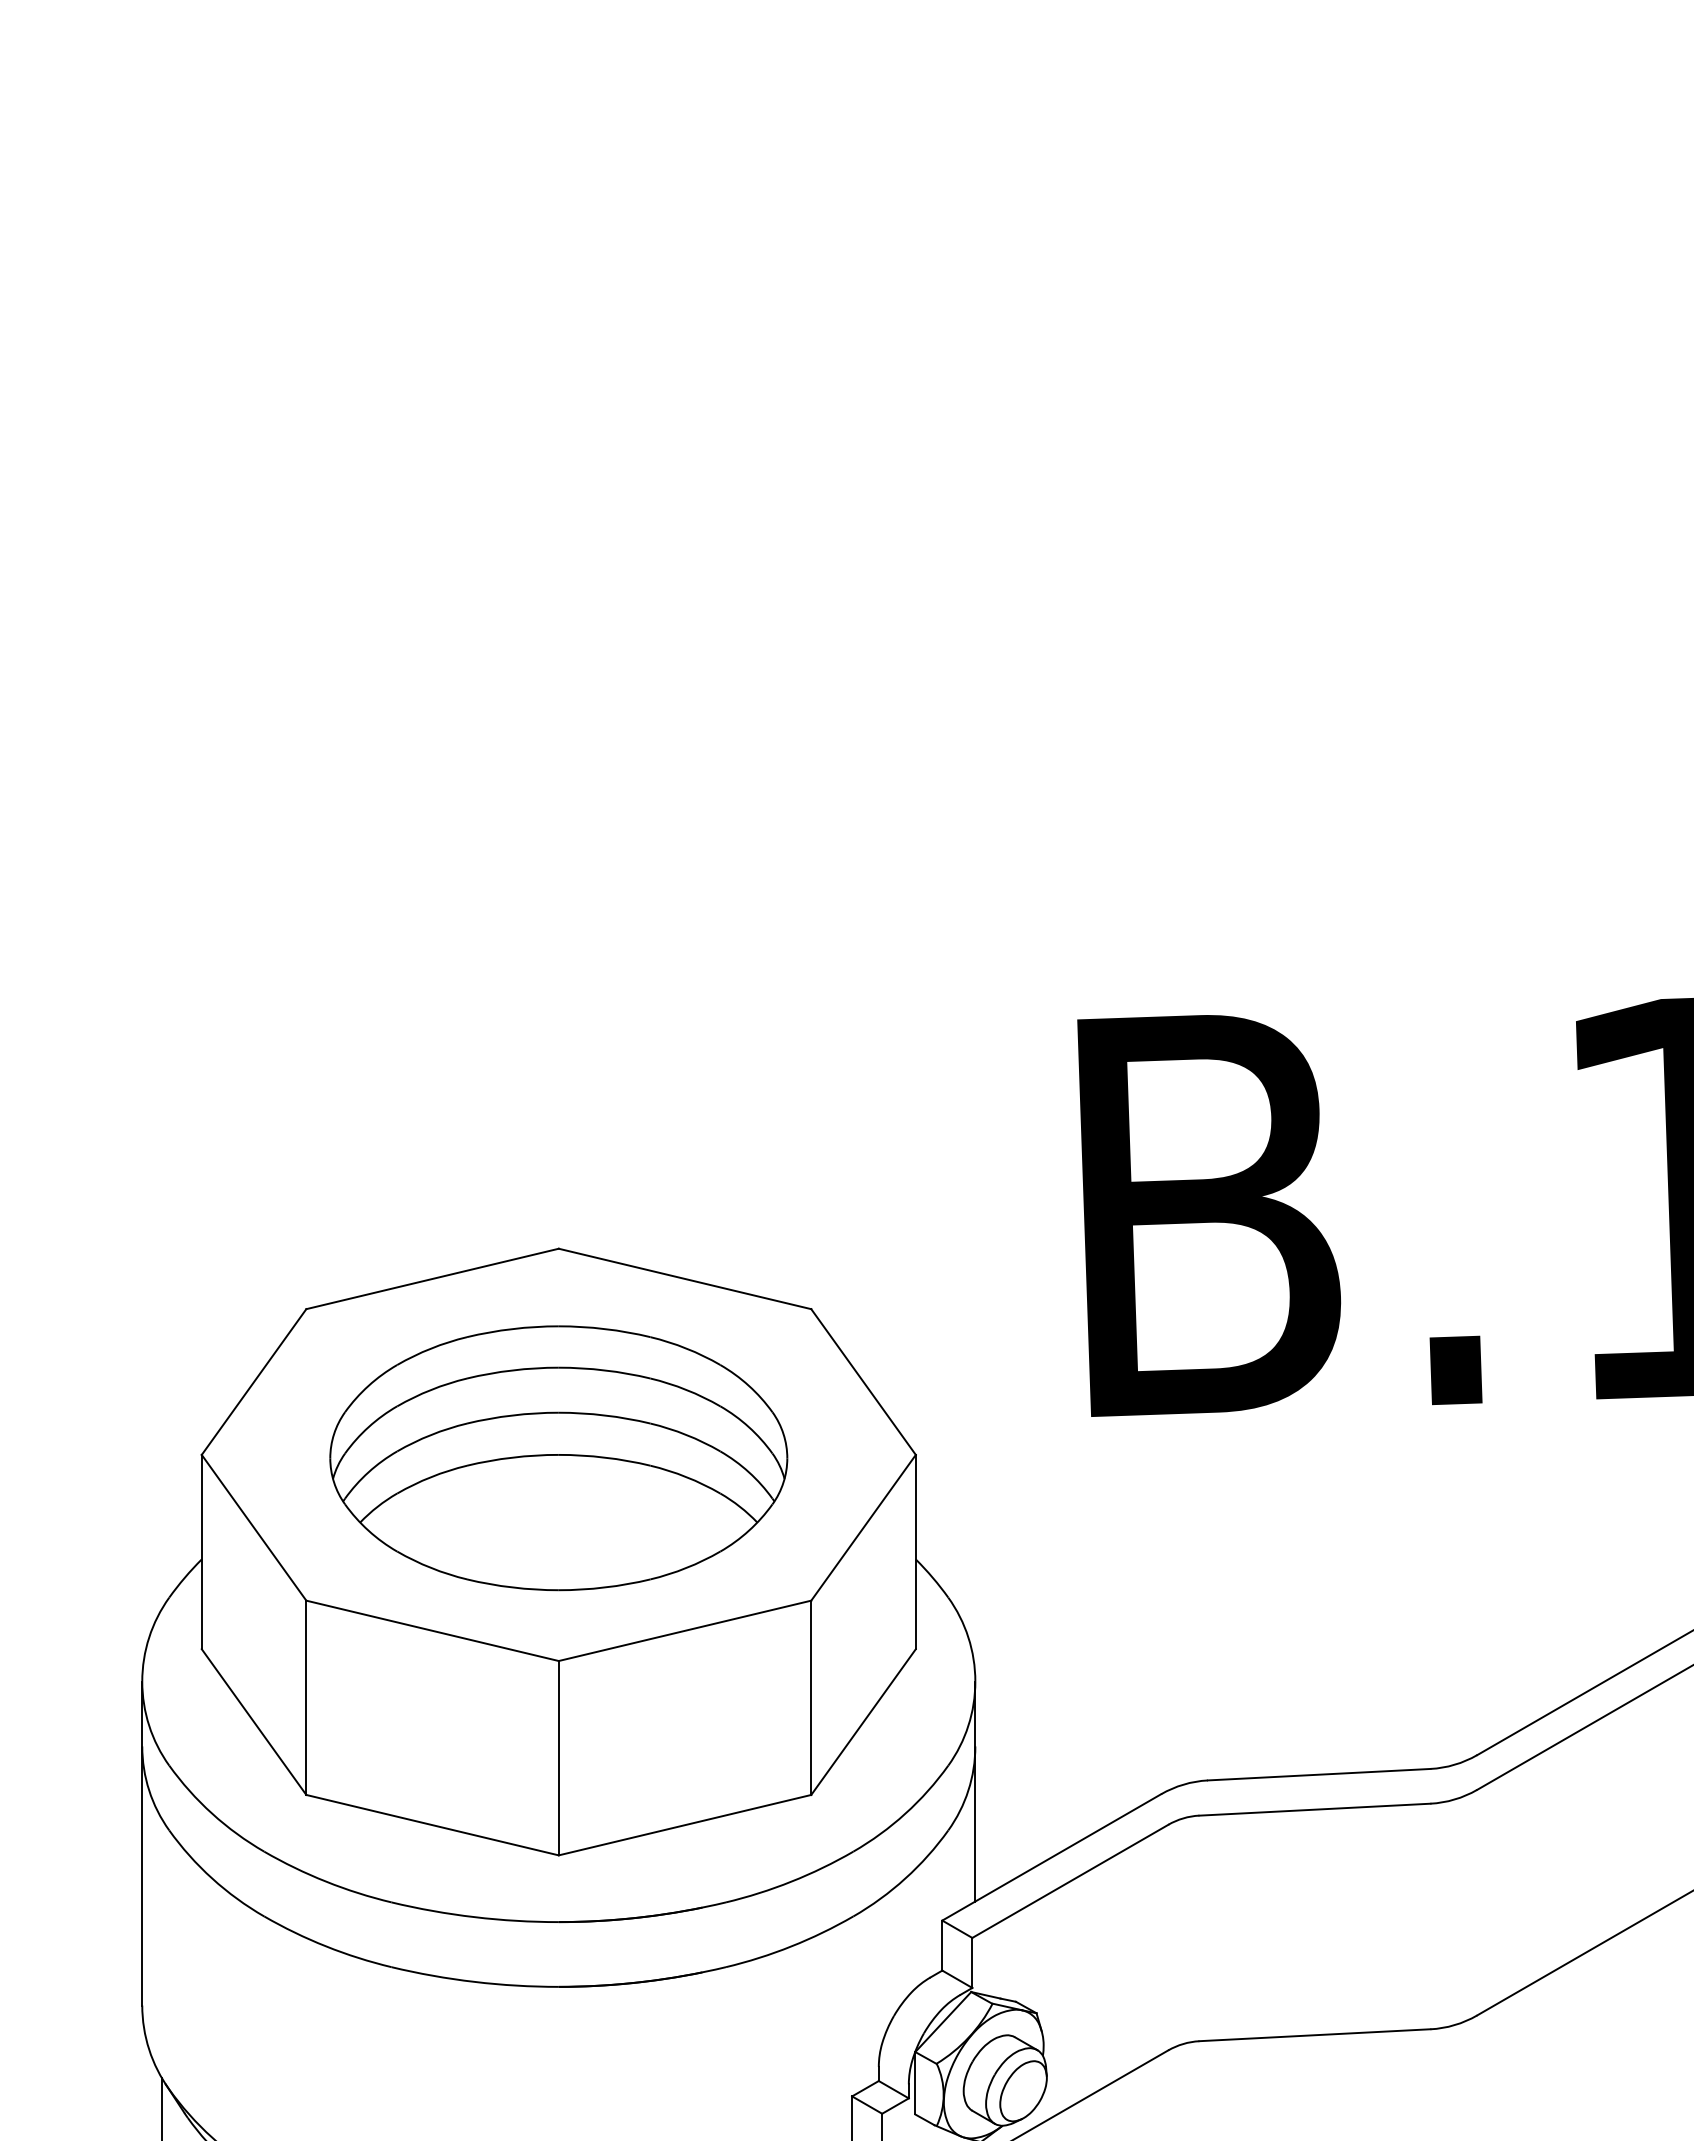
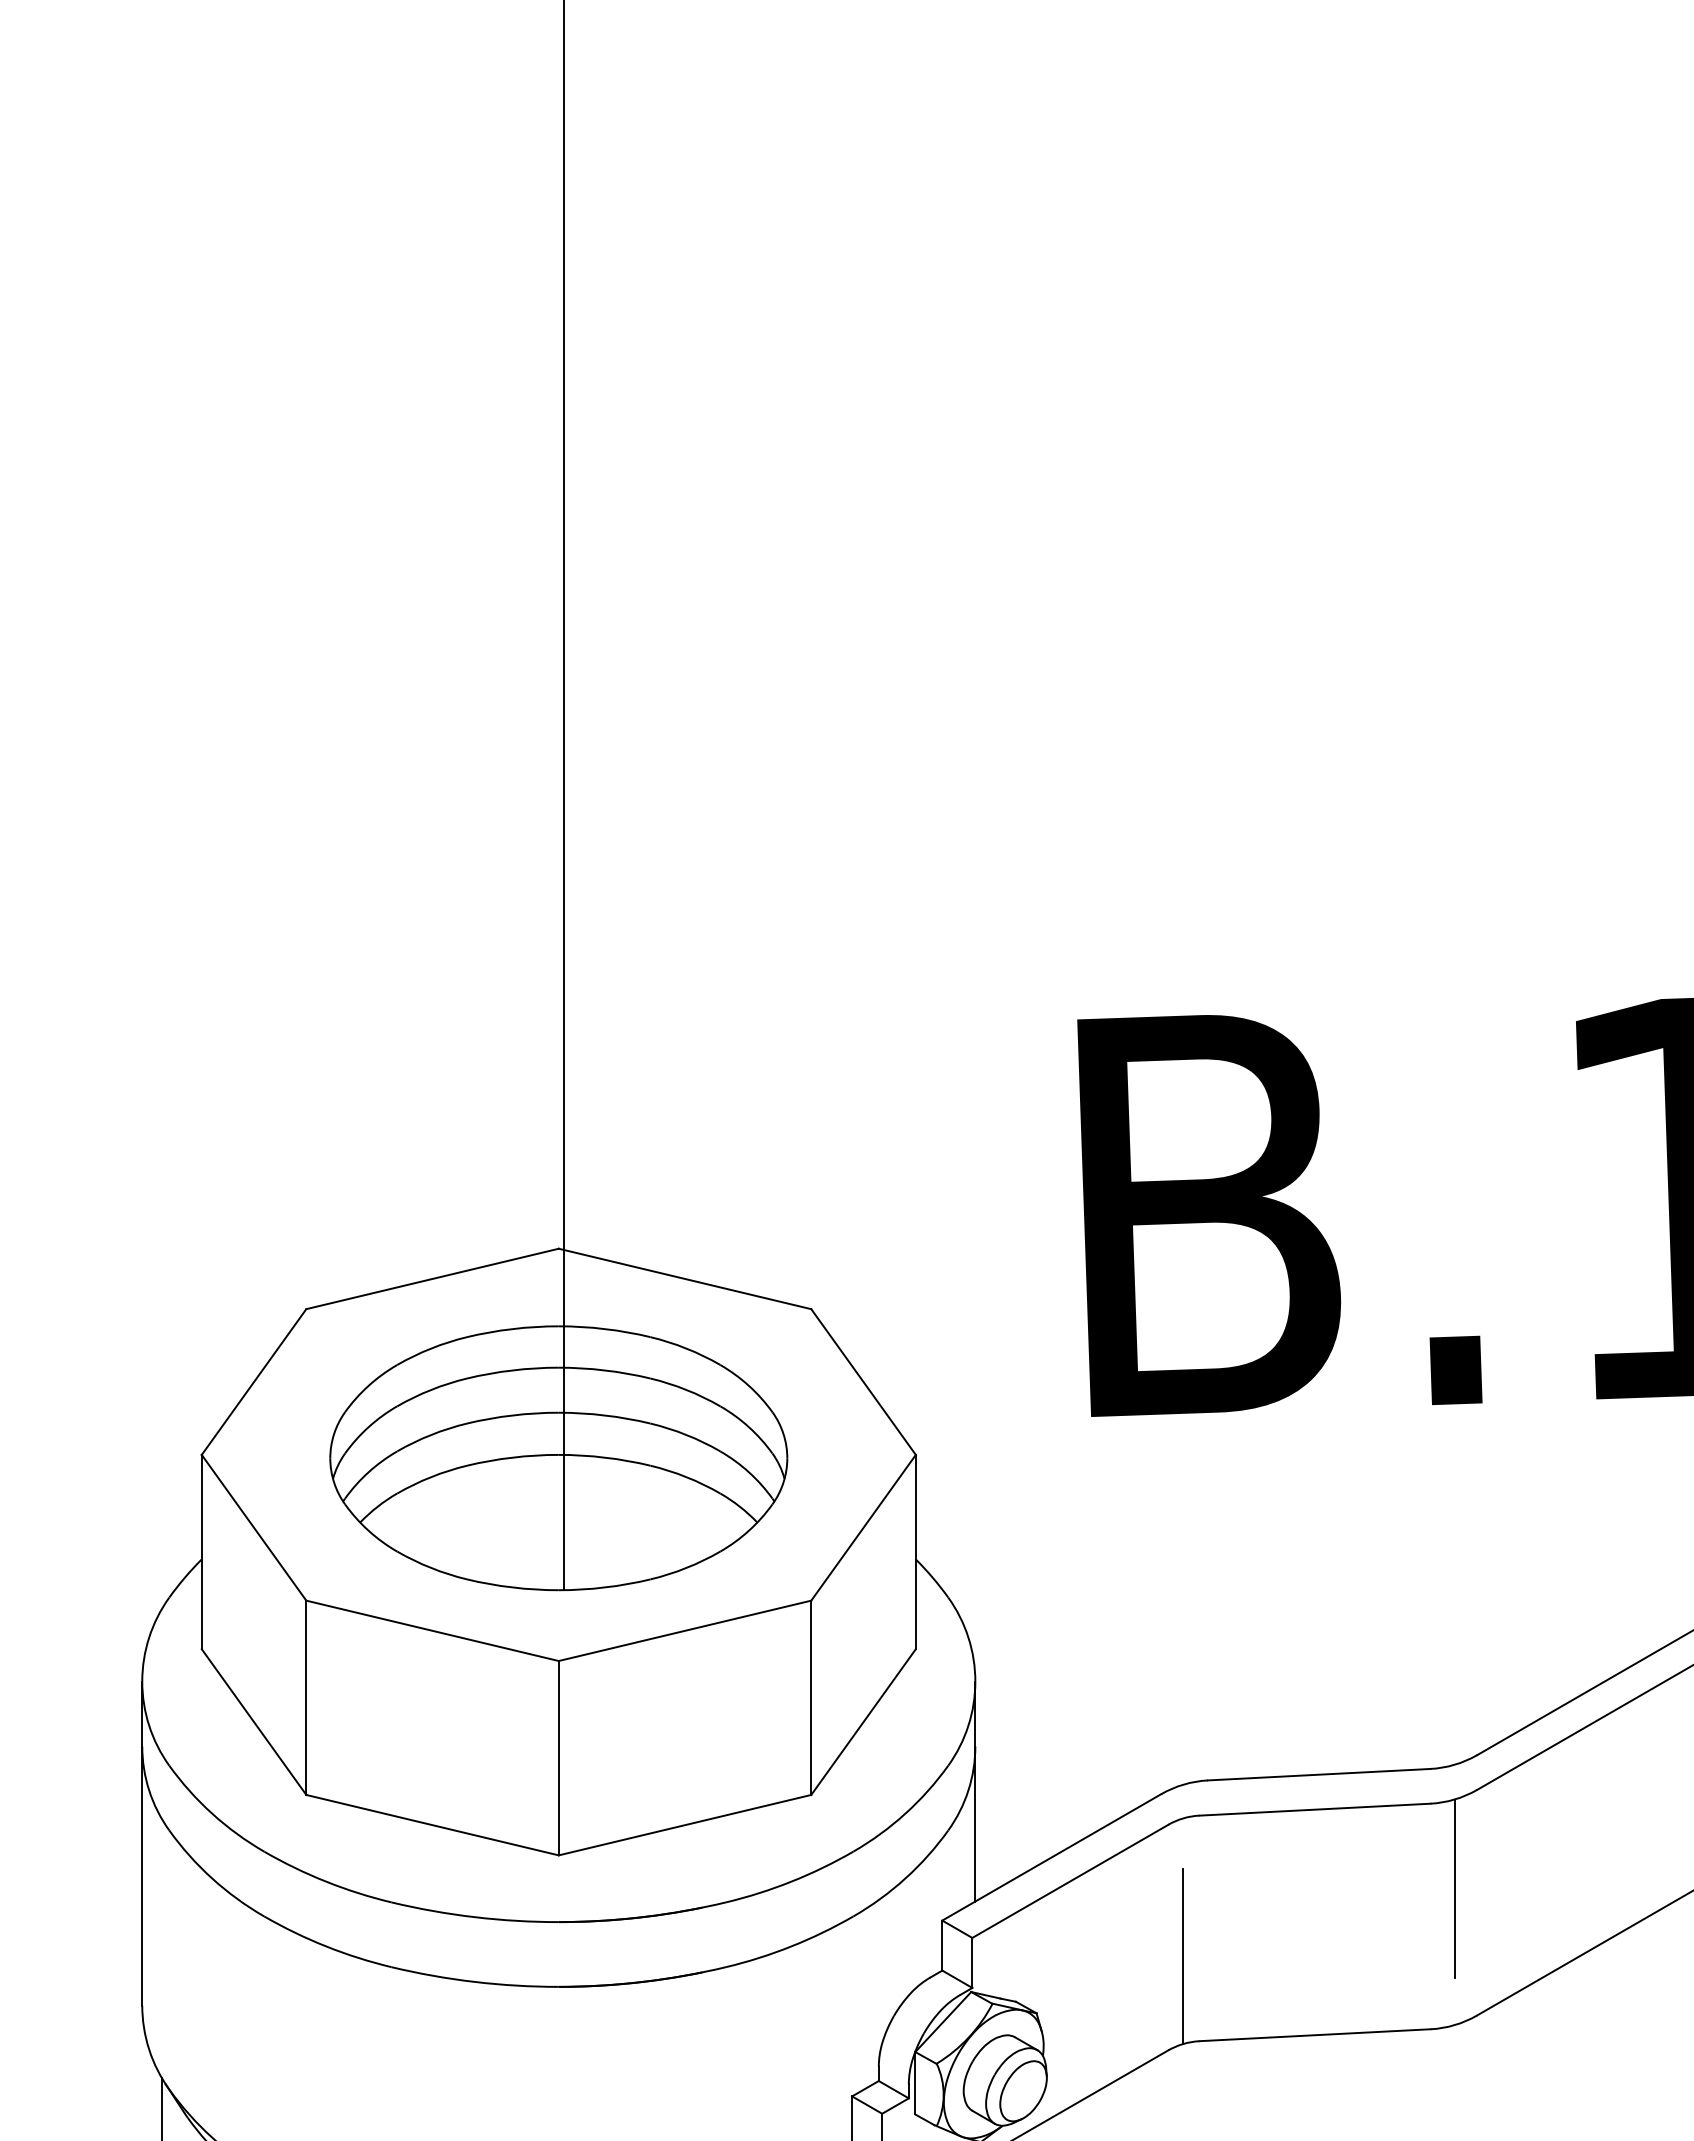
line: none -> present (563, 796)
line: none -> present (1454, 1888)
line: none -> present (1183, 1956)
